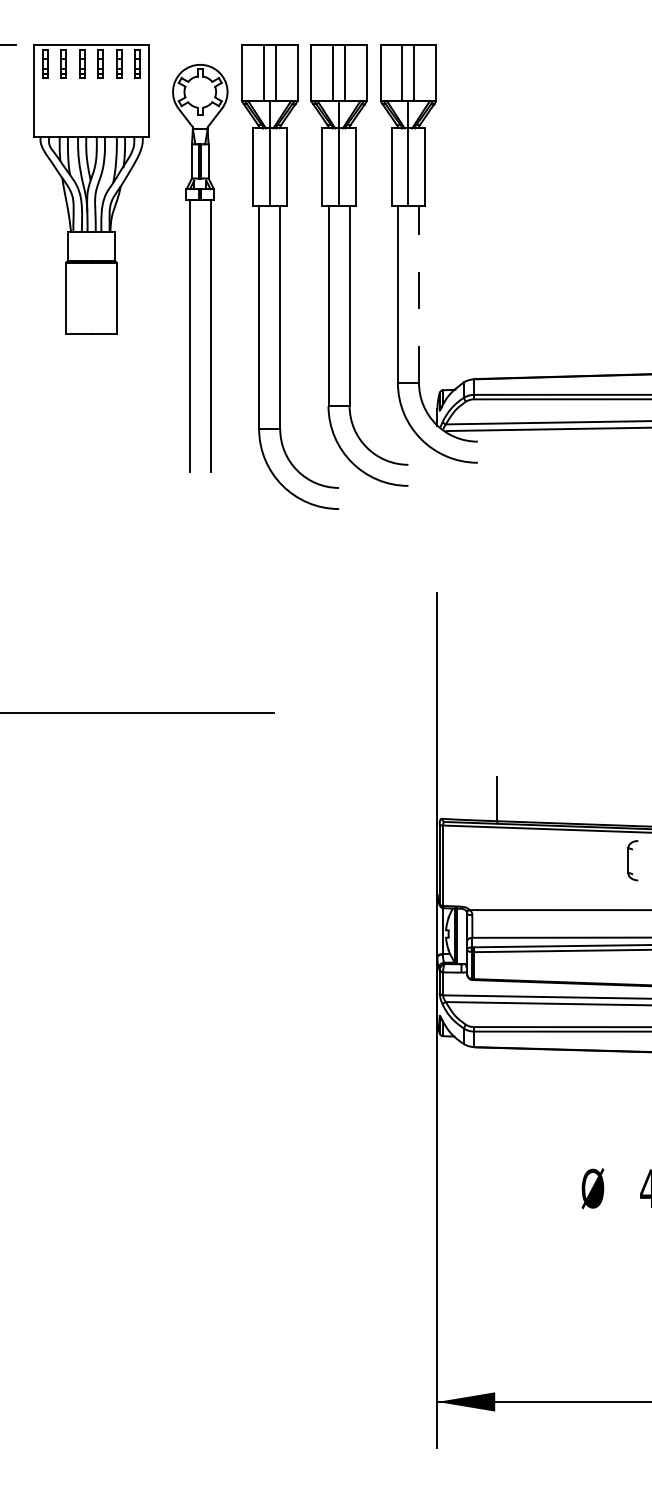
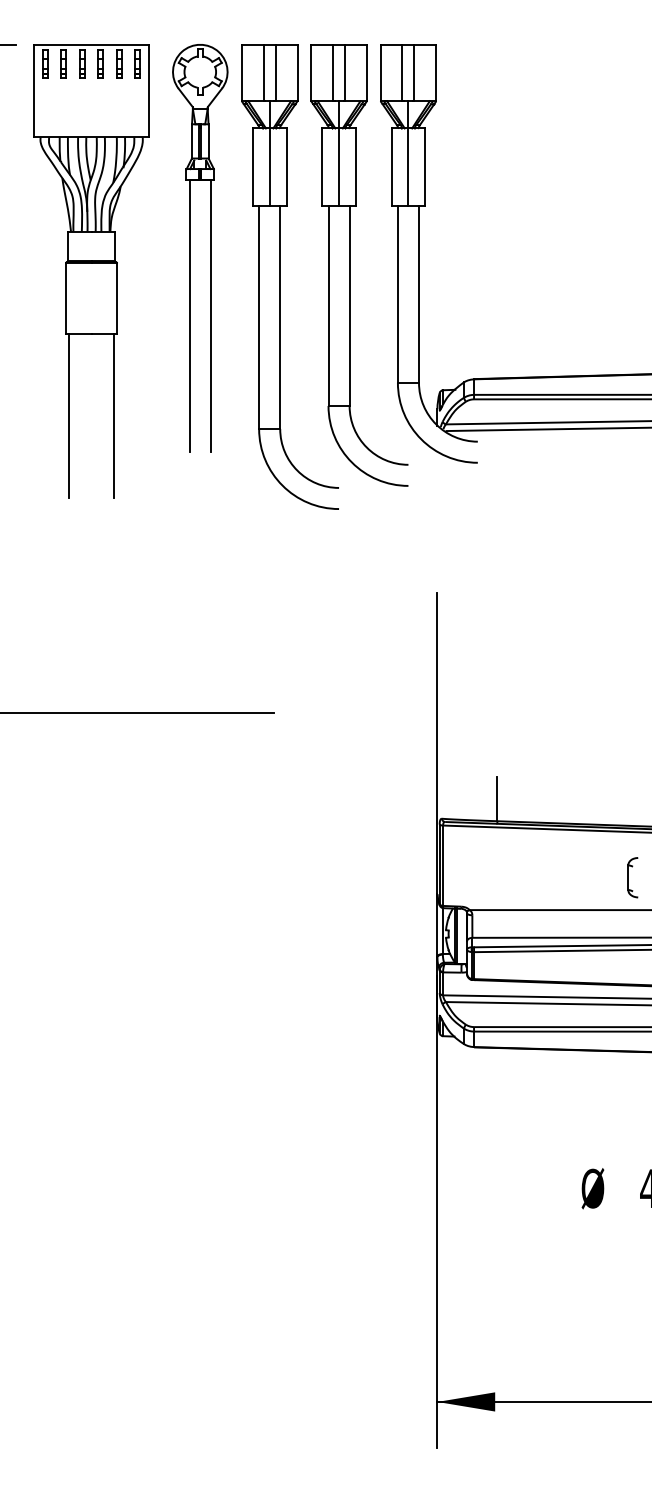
part position: (190, 268) -> (190, 248) (190, 248)
line: dashed -> solid (419, 294)
line: none -> present (69, 415)
line: none -> present (114, 415)
part position: (632, 860) -> (632, 877) (632, 877)
